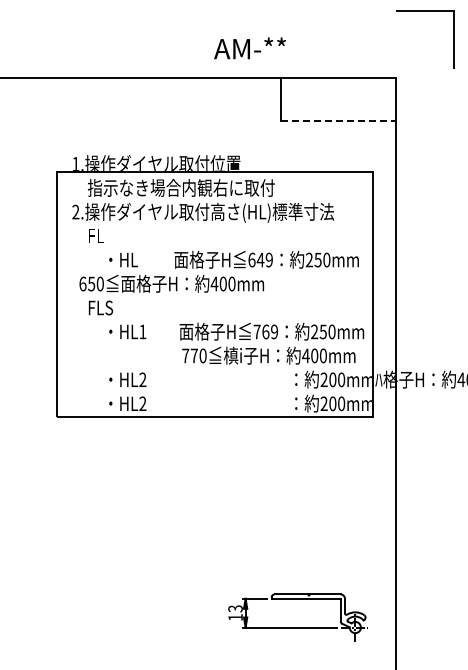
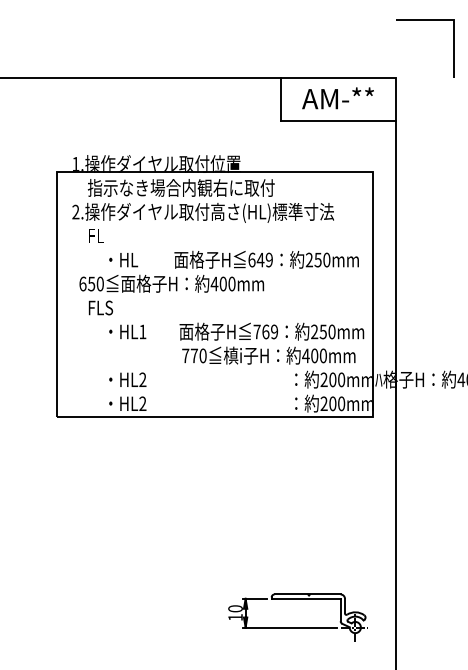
line position: (425, 11) -> (425, 20) (425, 20)
text position: (249, 48) -> (337, 98) (337, 98)
line: dashed -> solid (339, 120)
text: 13 -> 10 (235, 608)
